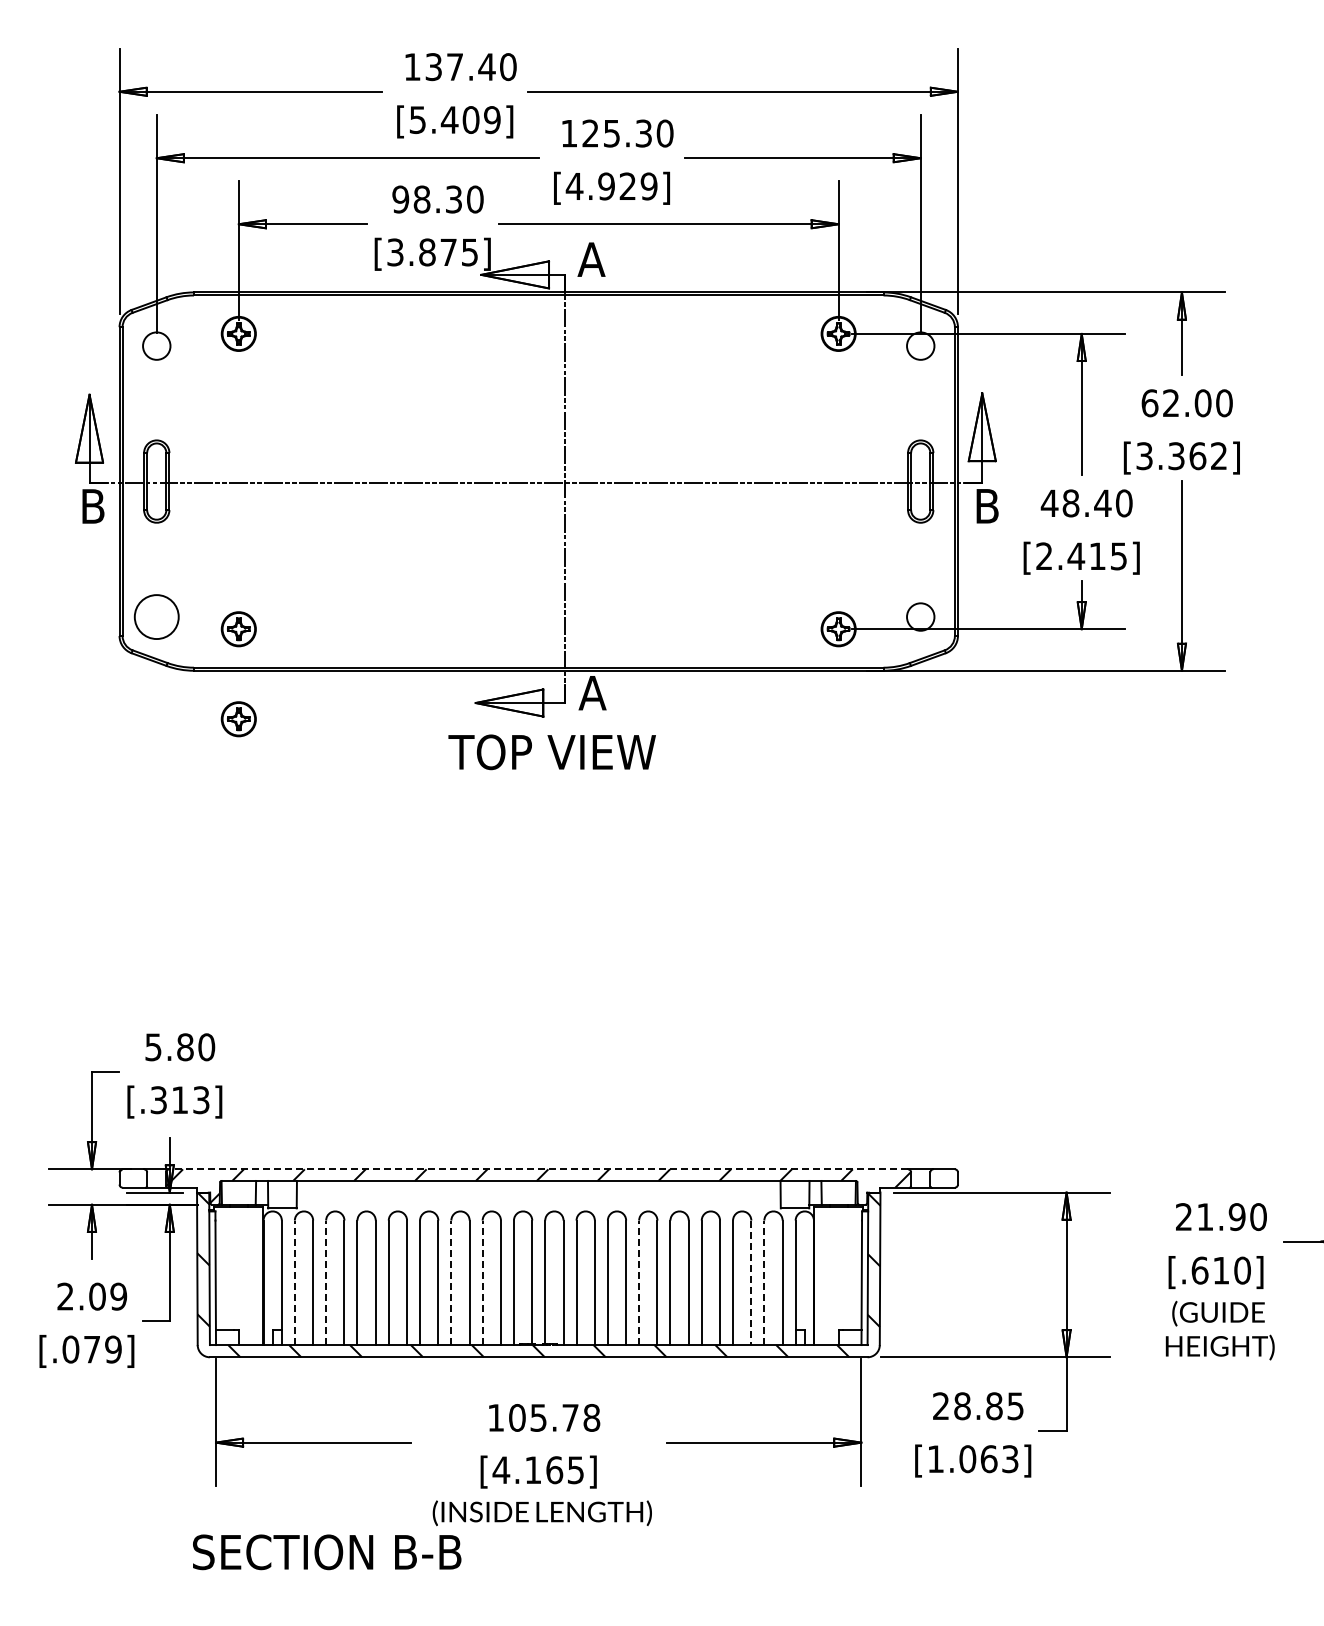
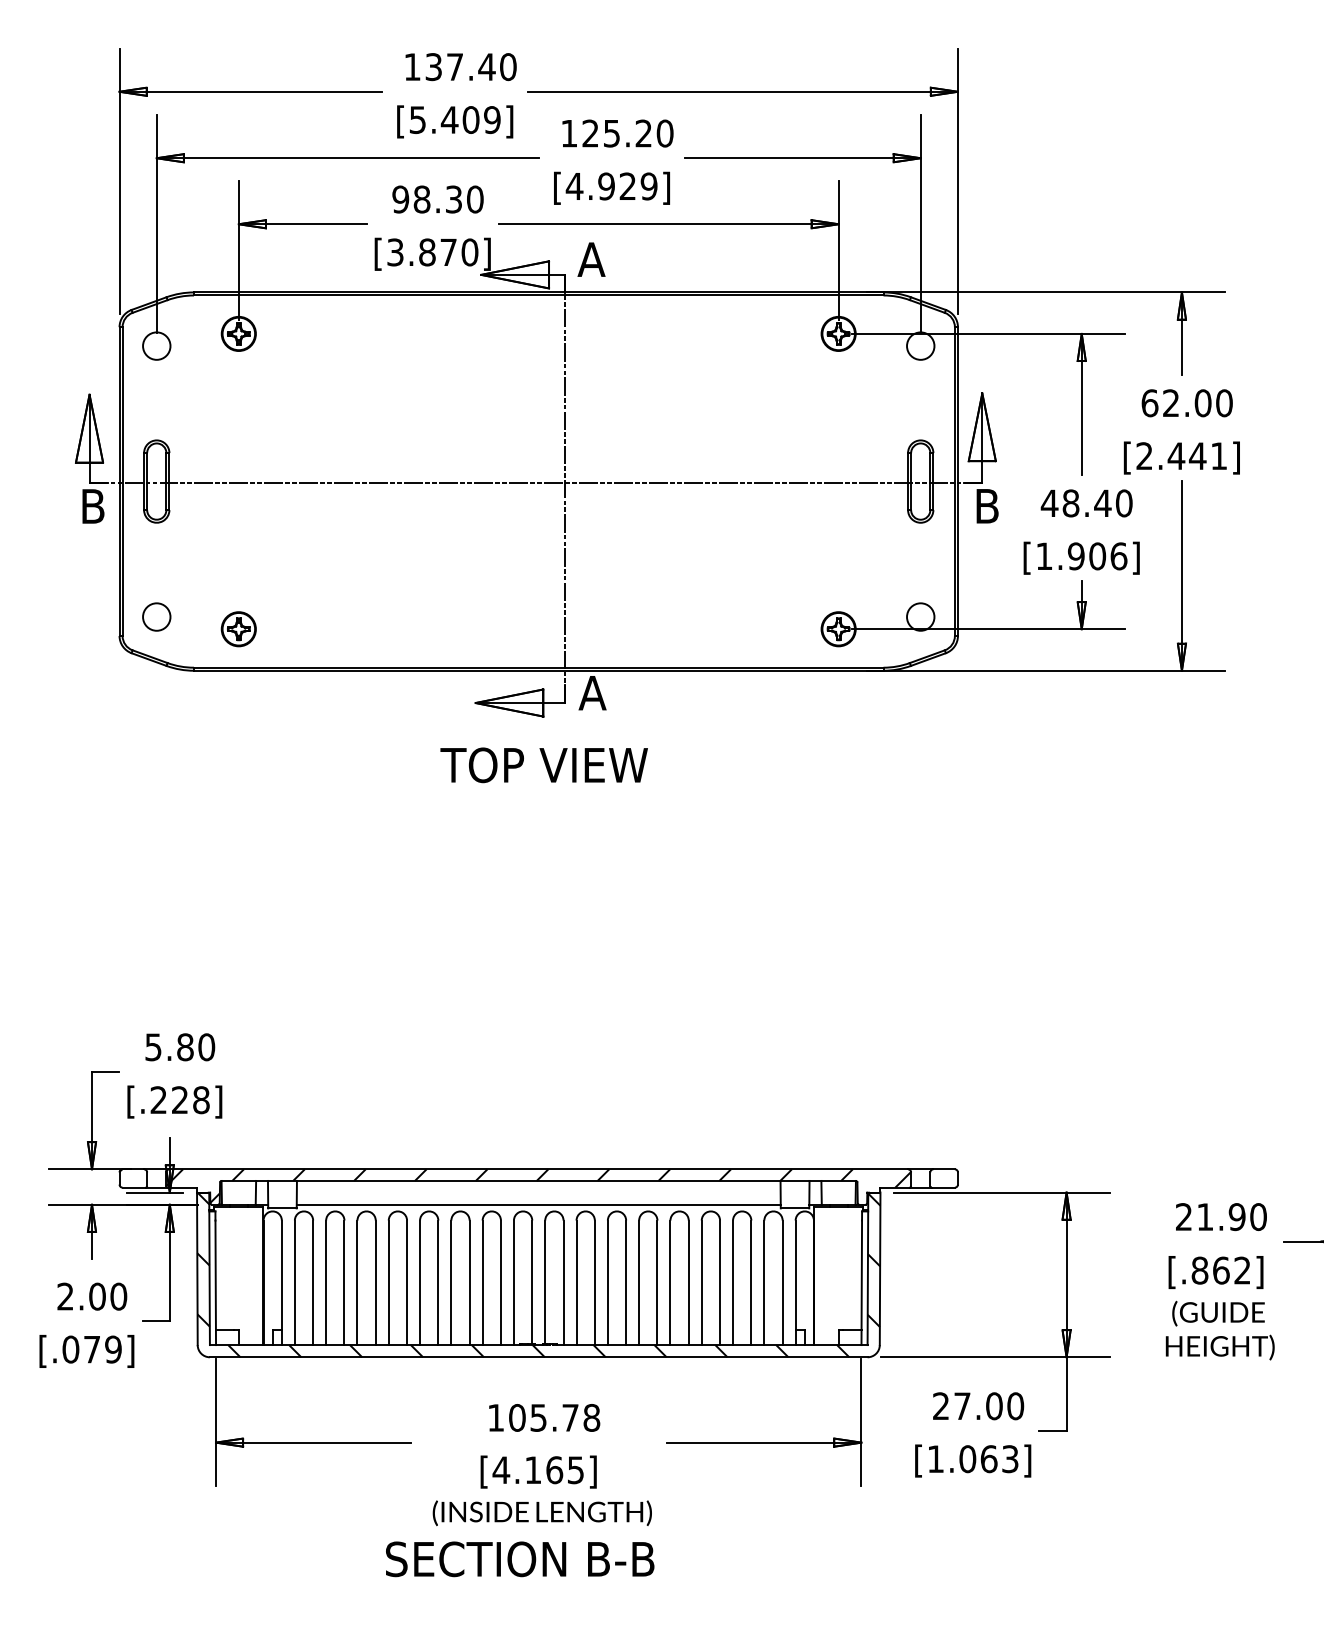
text: 125.30 -> 125.20 (643, 133)
text: [3.875] -> [3.870] (469, 252)
text: [3.362] -> [2.441] (1181, 456)
text: [2.415] -> [1.906] (1081, 556)
circle diameter: 44 px -> 27 px (156, 616)
part: present -> none (238, 719)
text position: (551, 752) -> (543, 765) (543, 765)
text: [.313] -> [.228] (179, 1100)
line: dashed -> solid (538, 1169)
line: none -> present (538, 1204)
text: [.610] -> [.862] (1220, 1270)
line: dashed -> solid (294, 1282)
line: dashed -> solid (326, 1282)
line: dashed -> solid (451, 1282)
line: dashed -> solid (482, 1282)
line: dashed -> solid (639, 1282)
line: dashed -> solid (764, 1282)
line: dashed -> solid (751, 1283)
text: 2.09 -> 2.00 (118, 1296)
text: 28.85 -> 27.00 (989, 1406)
text position: (327, 1552) -> (520, 1559) (520, 1559)
